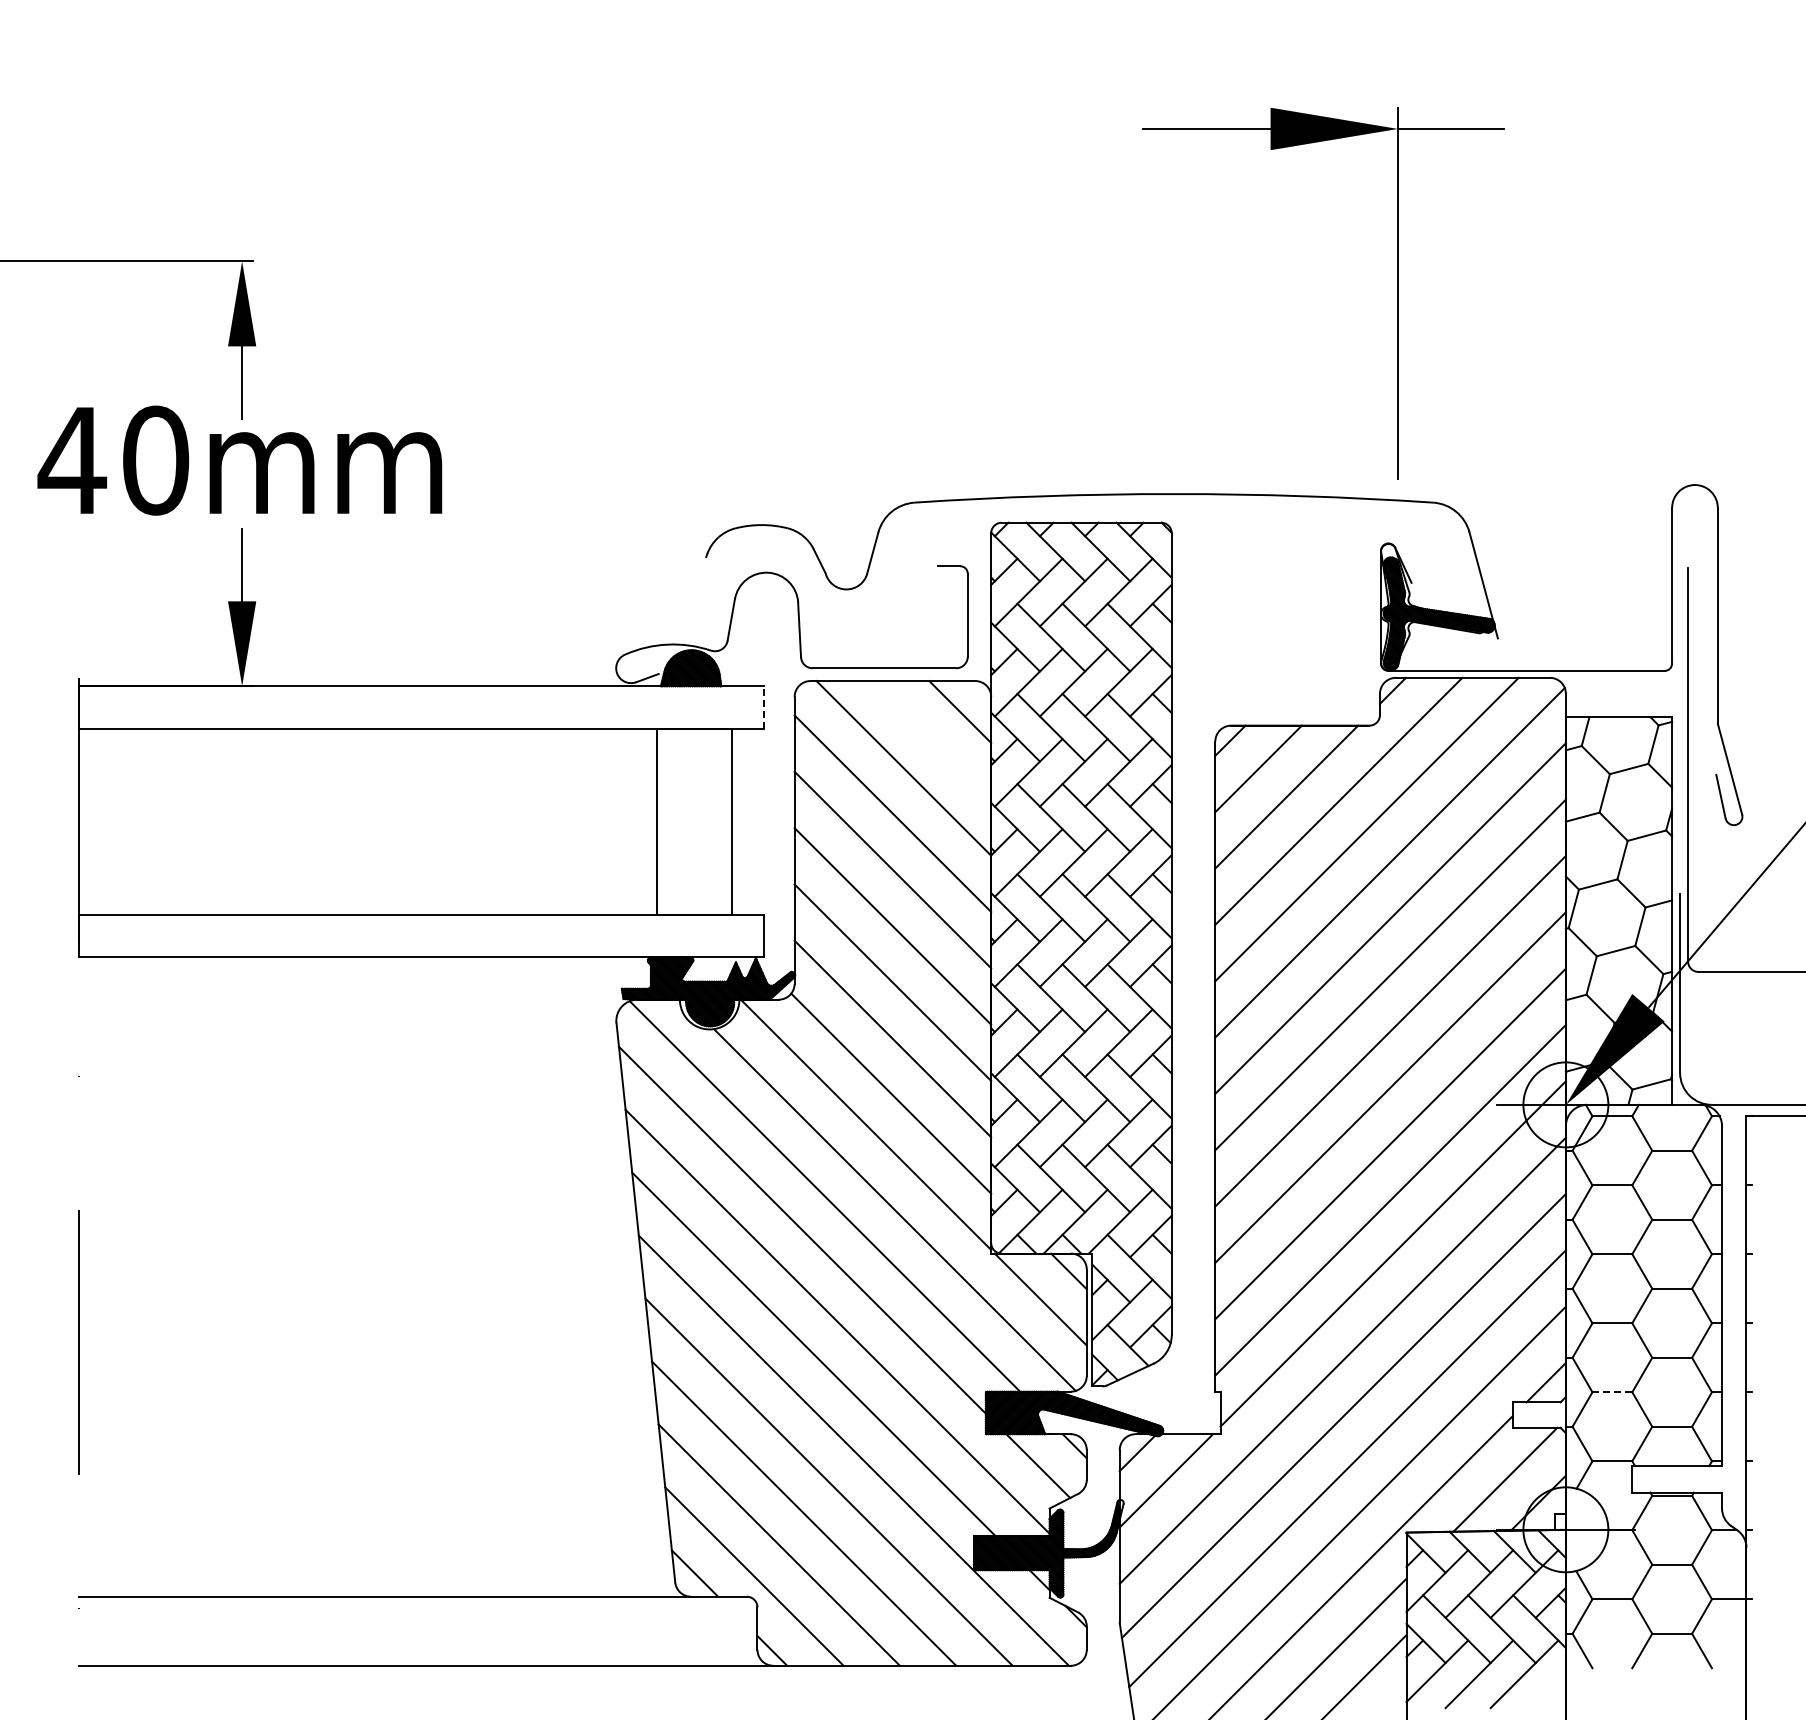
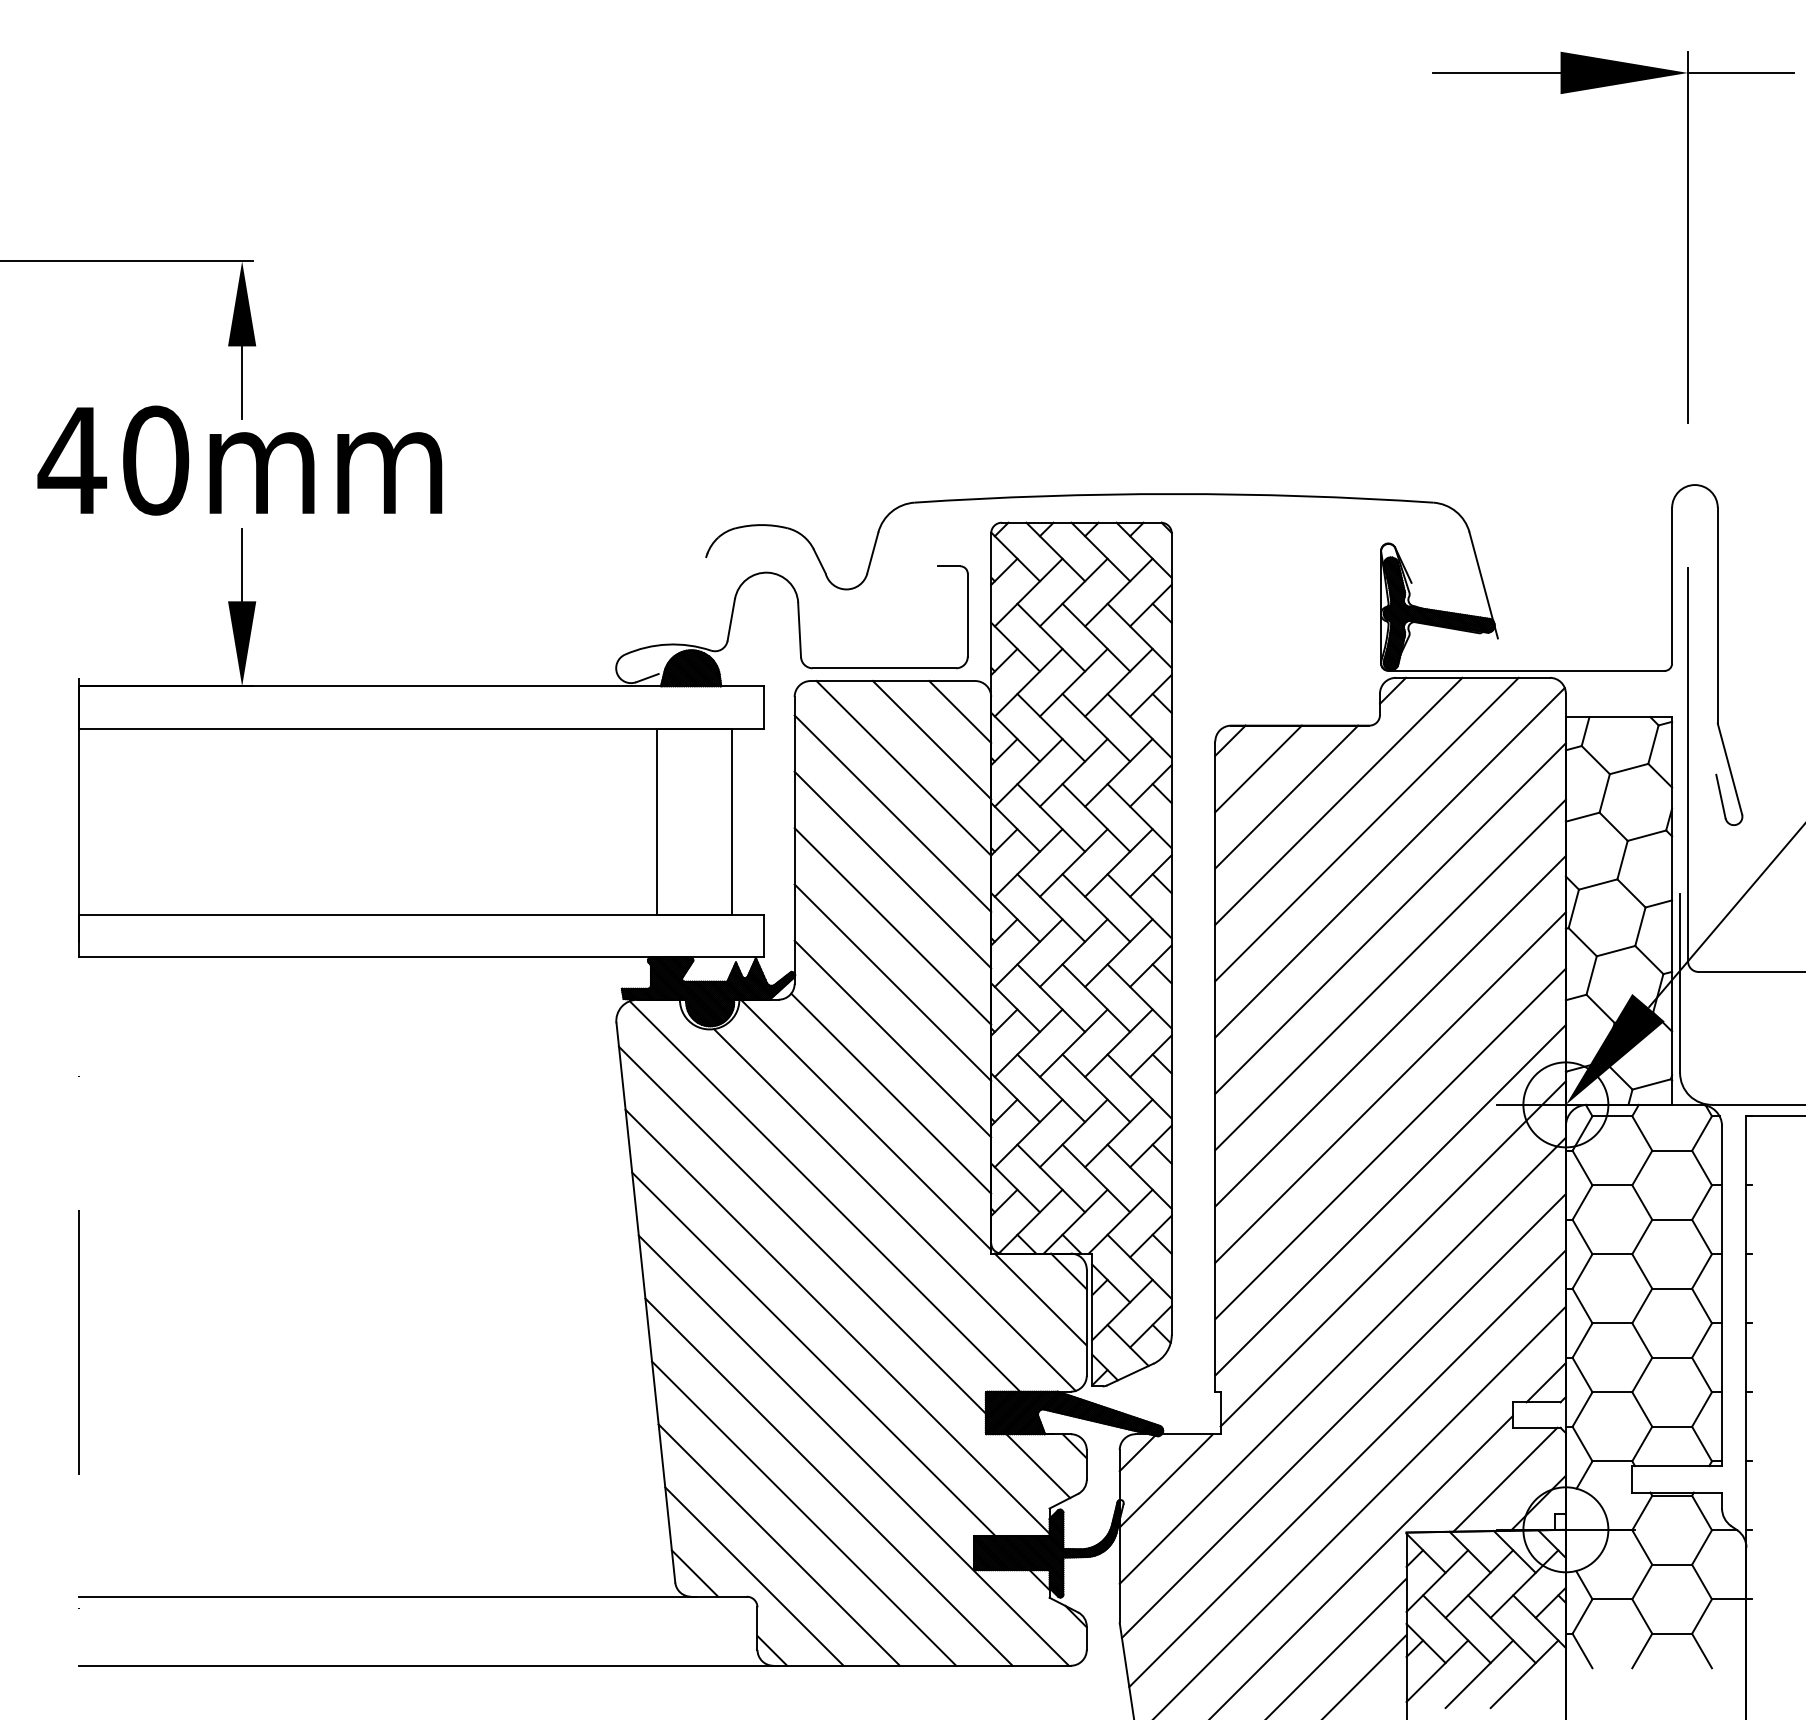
part position: (1397, 293) -> (1687, 237) (1687, 237)
line: dashed -> solid (763, 707)
line: none -> present (931, 740)
line: dashed -> solid (1612, 1392)
